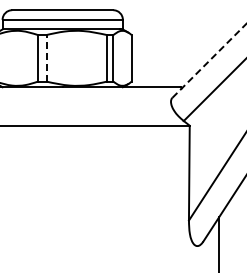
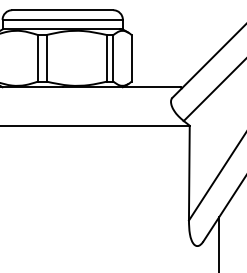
line: dashed -> solid (46, 57)
line: dashed -> solid (209, 60)
